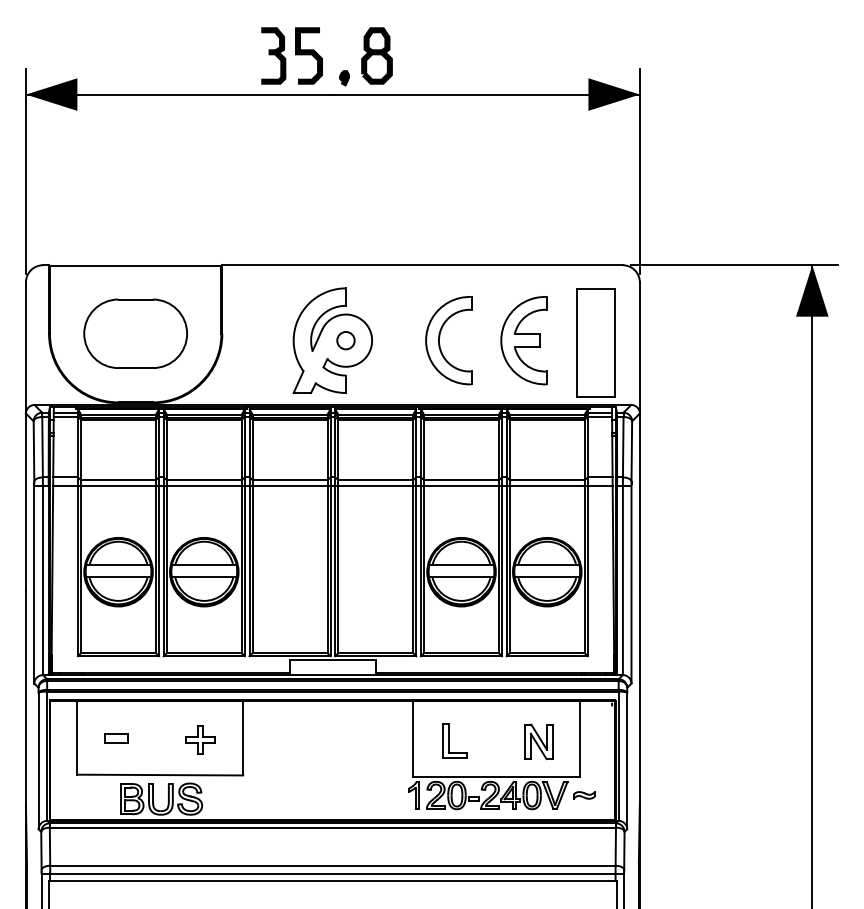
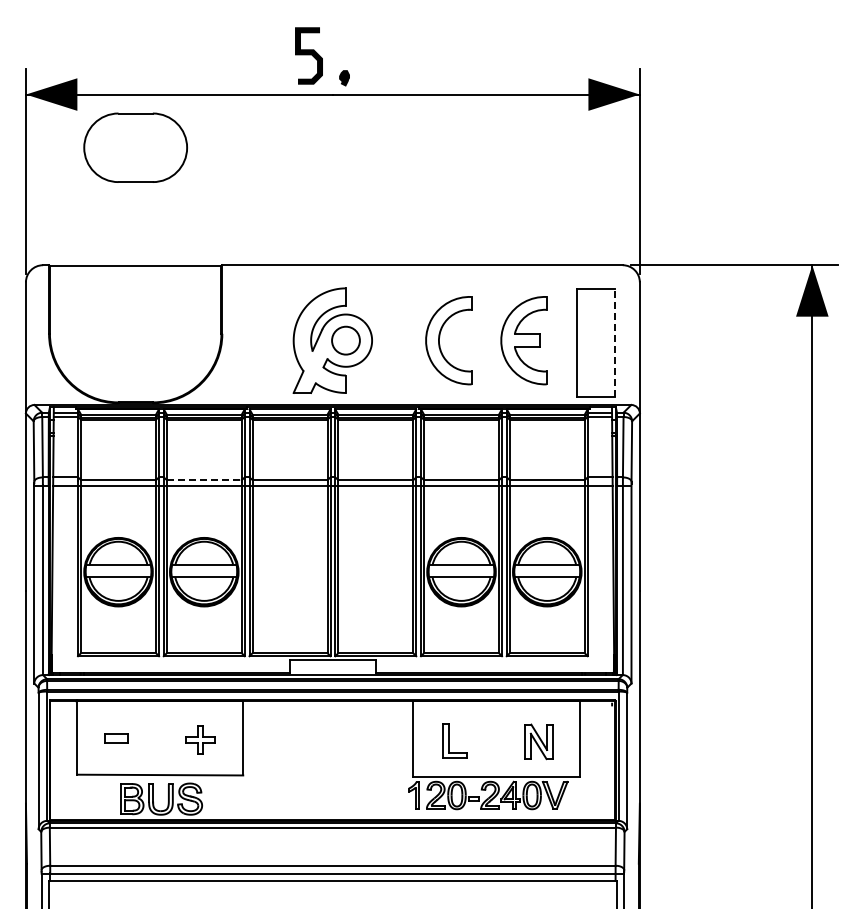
part: present -> none (273, 55)
part: present -> none (376, 55)
part position: (135, 333) -> (135, 147) (135, 147)
circle diameter: 17 px -> 28 px (345, 340)
line: solid -> dashed (614, 342)
line: solid -> dashed (204, 479)
part: present -> none (584, 795)
